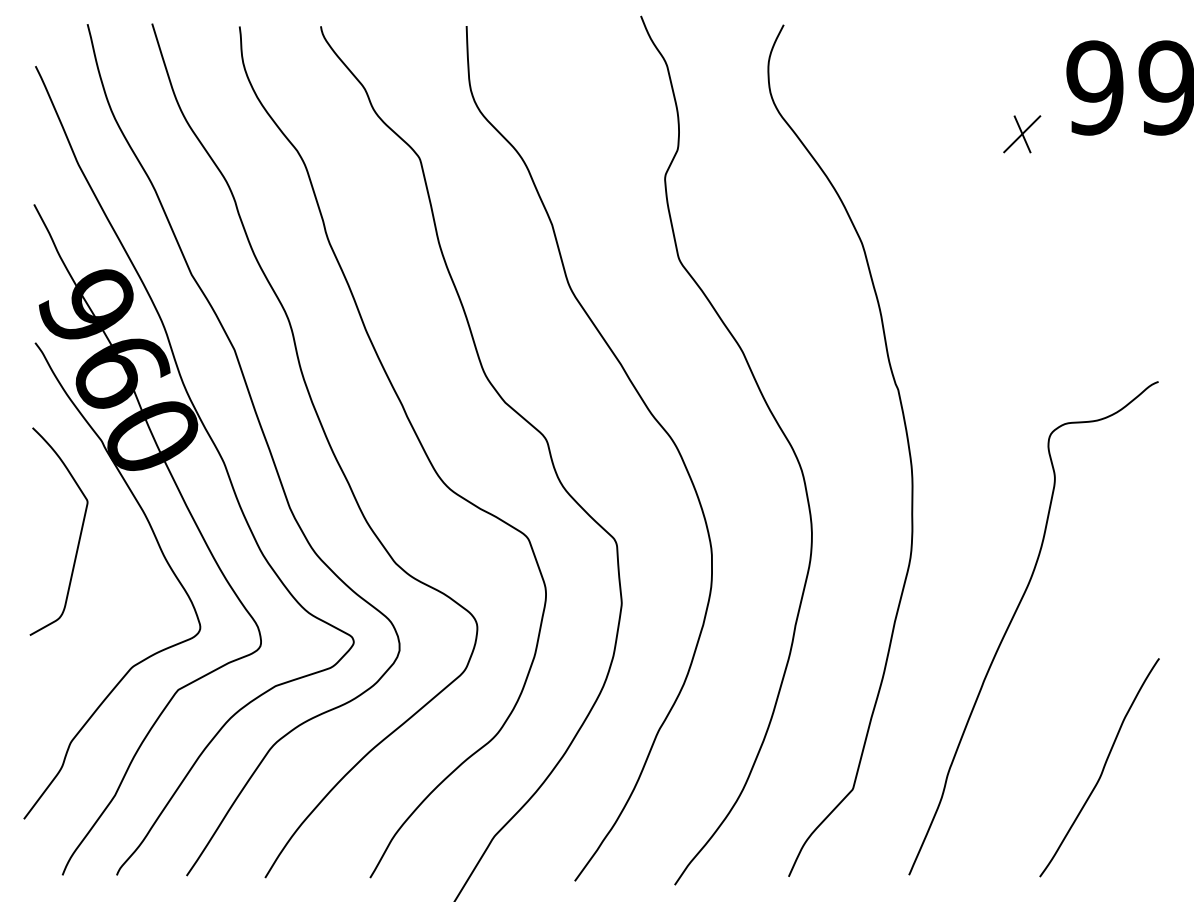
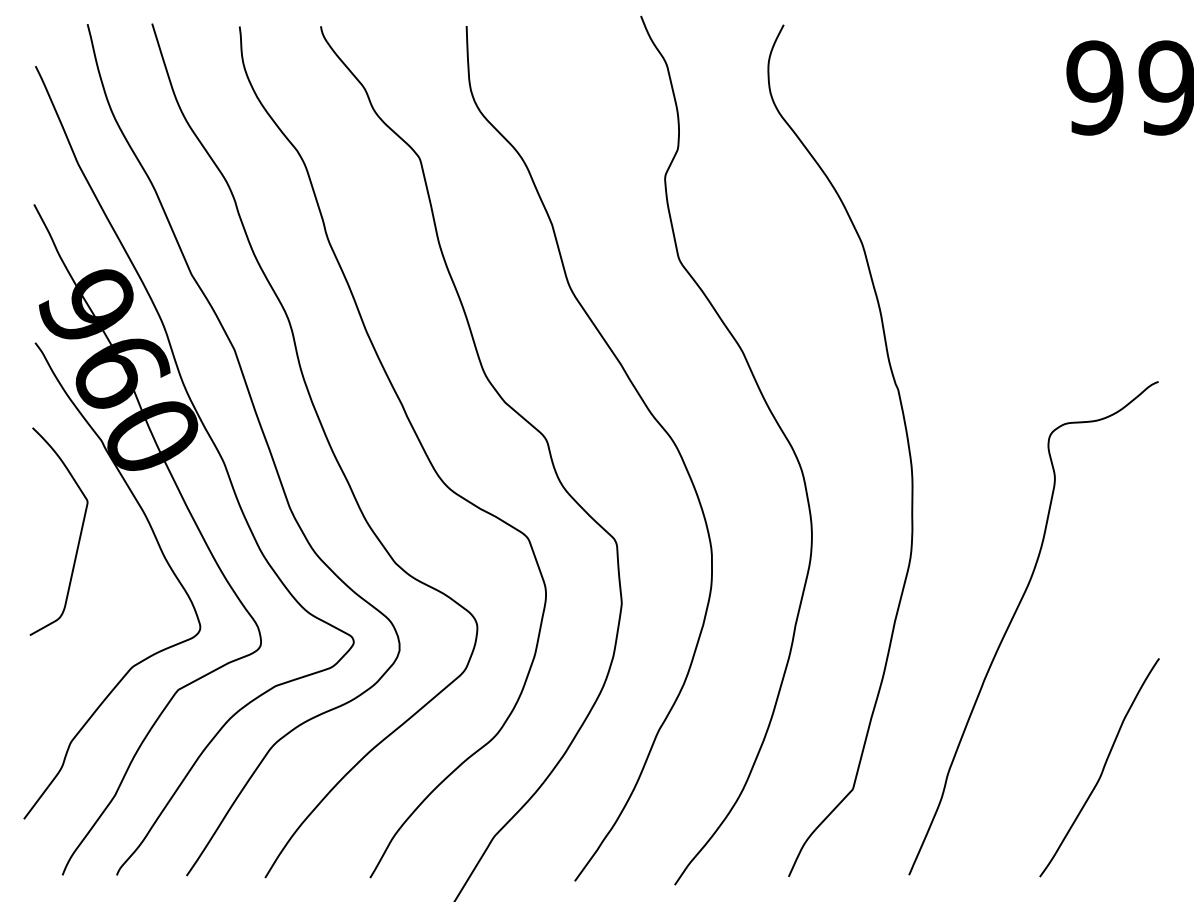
part: present -> none (1022, 134)
